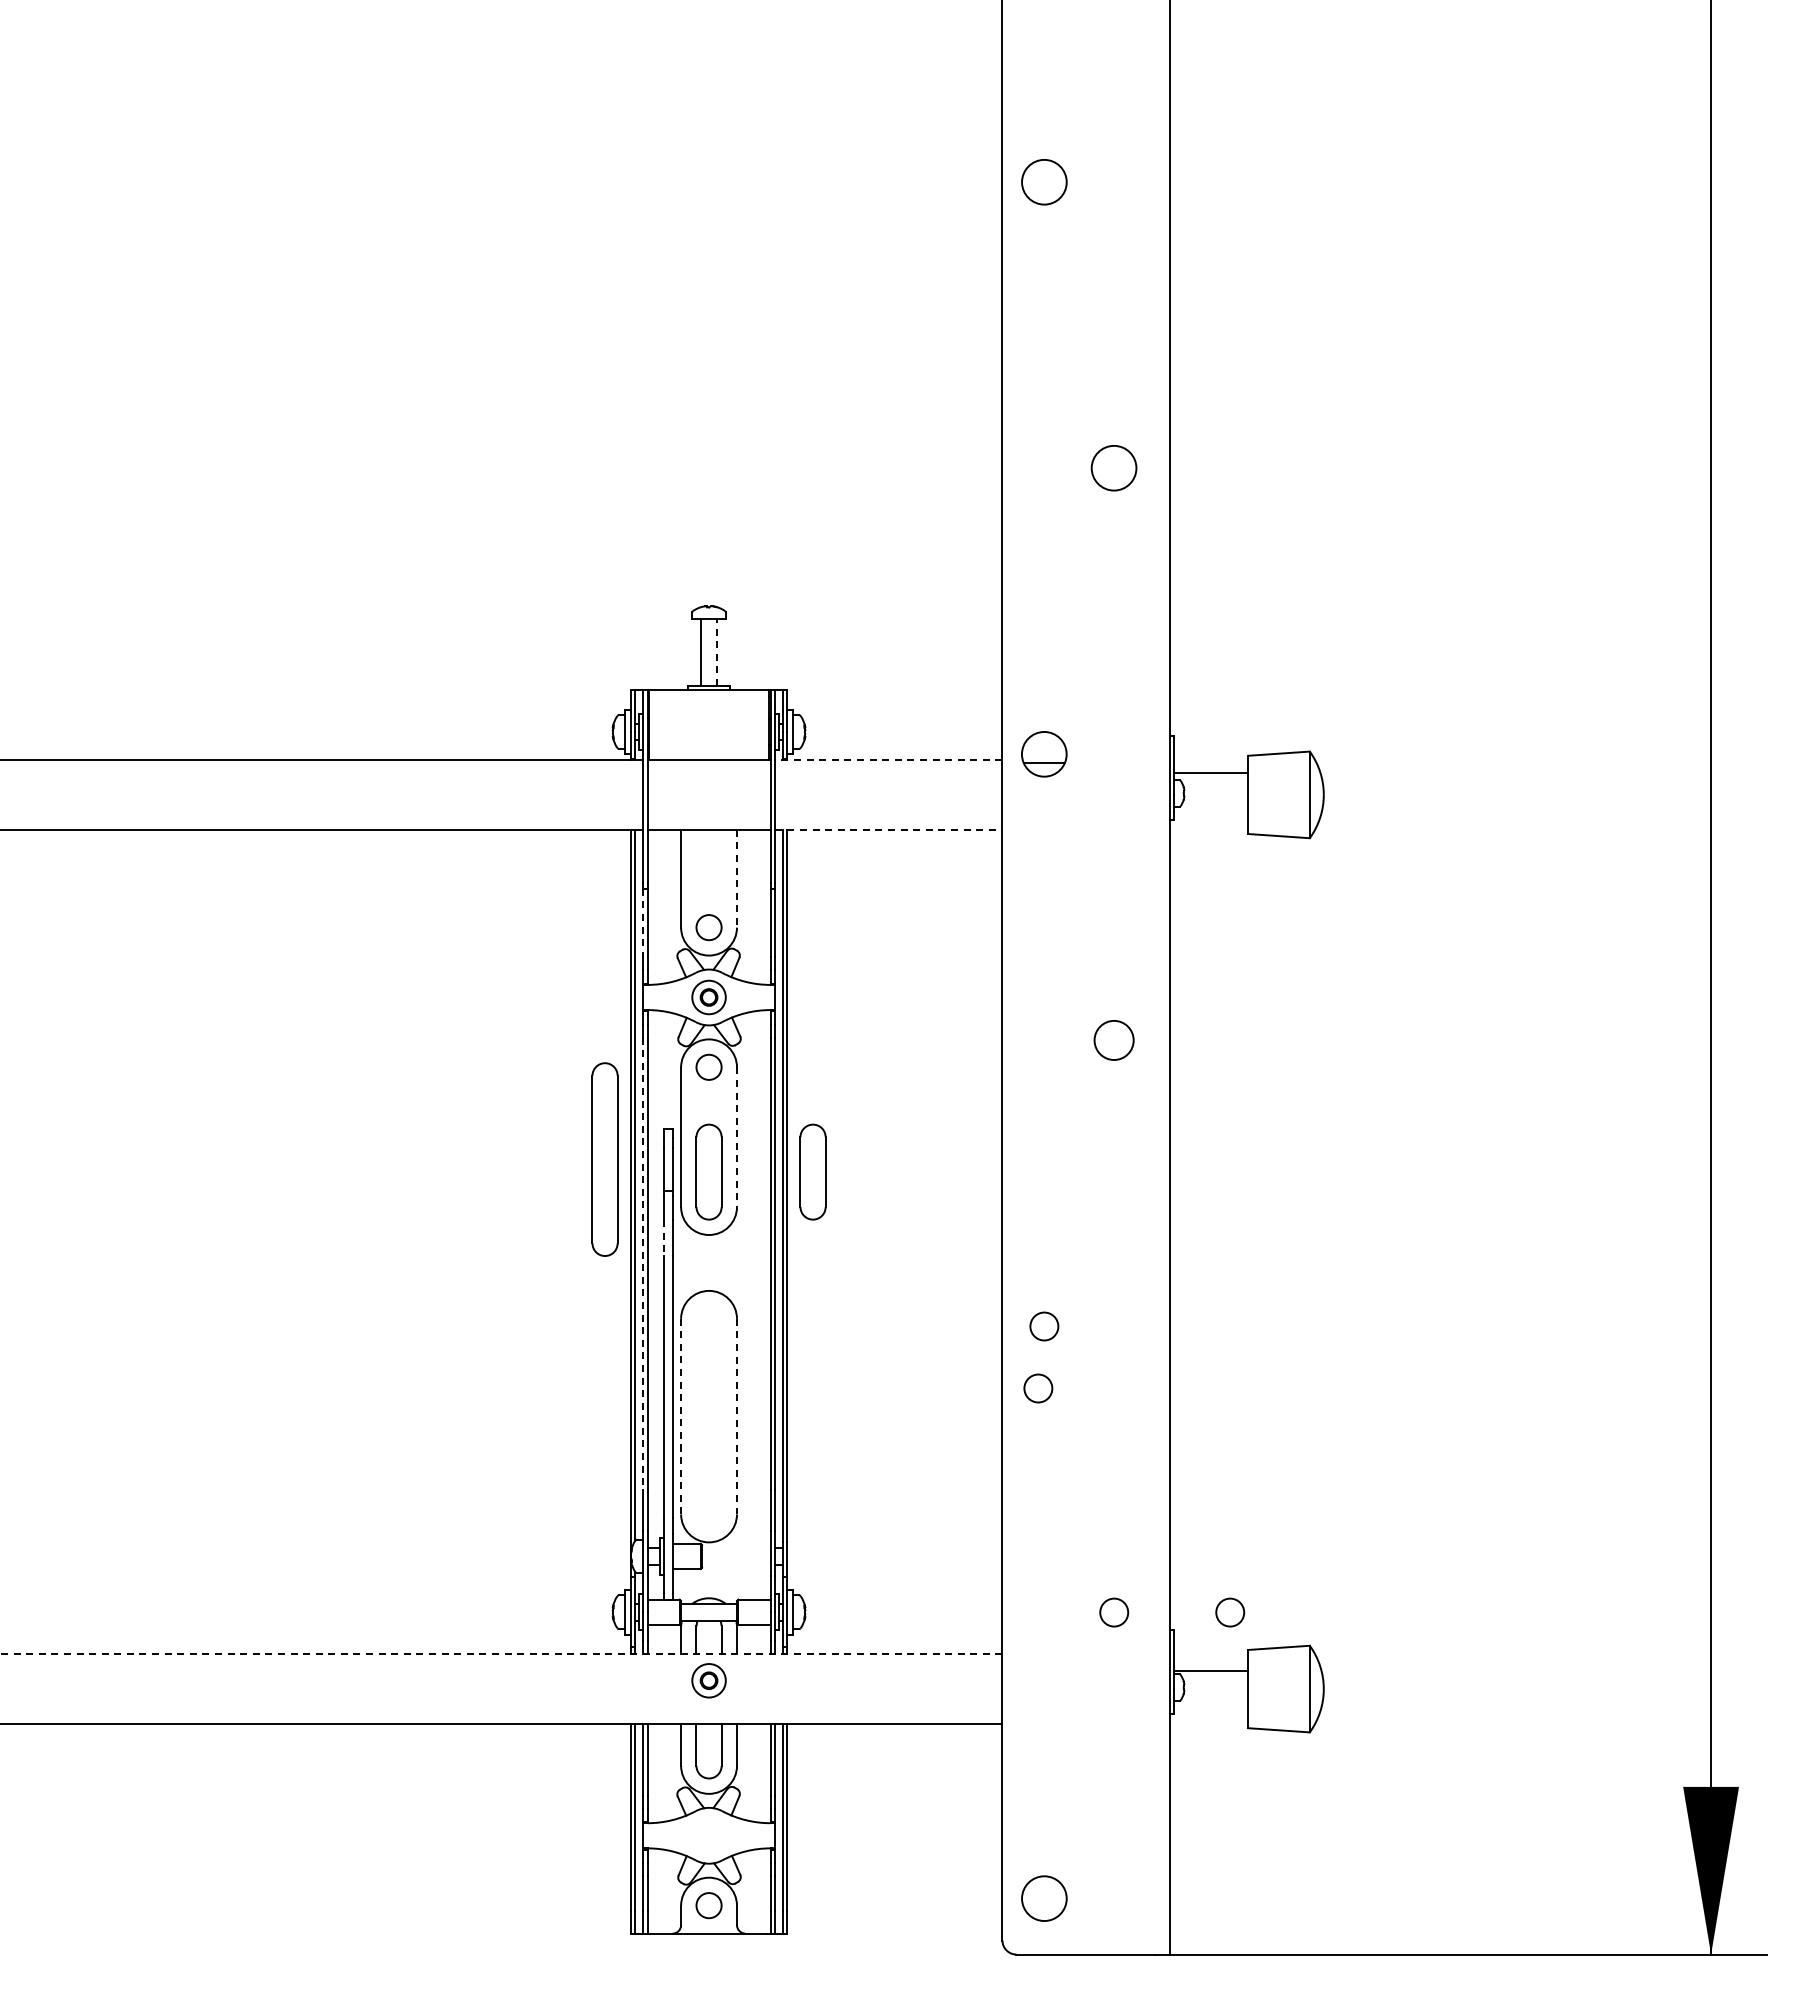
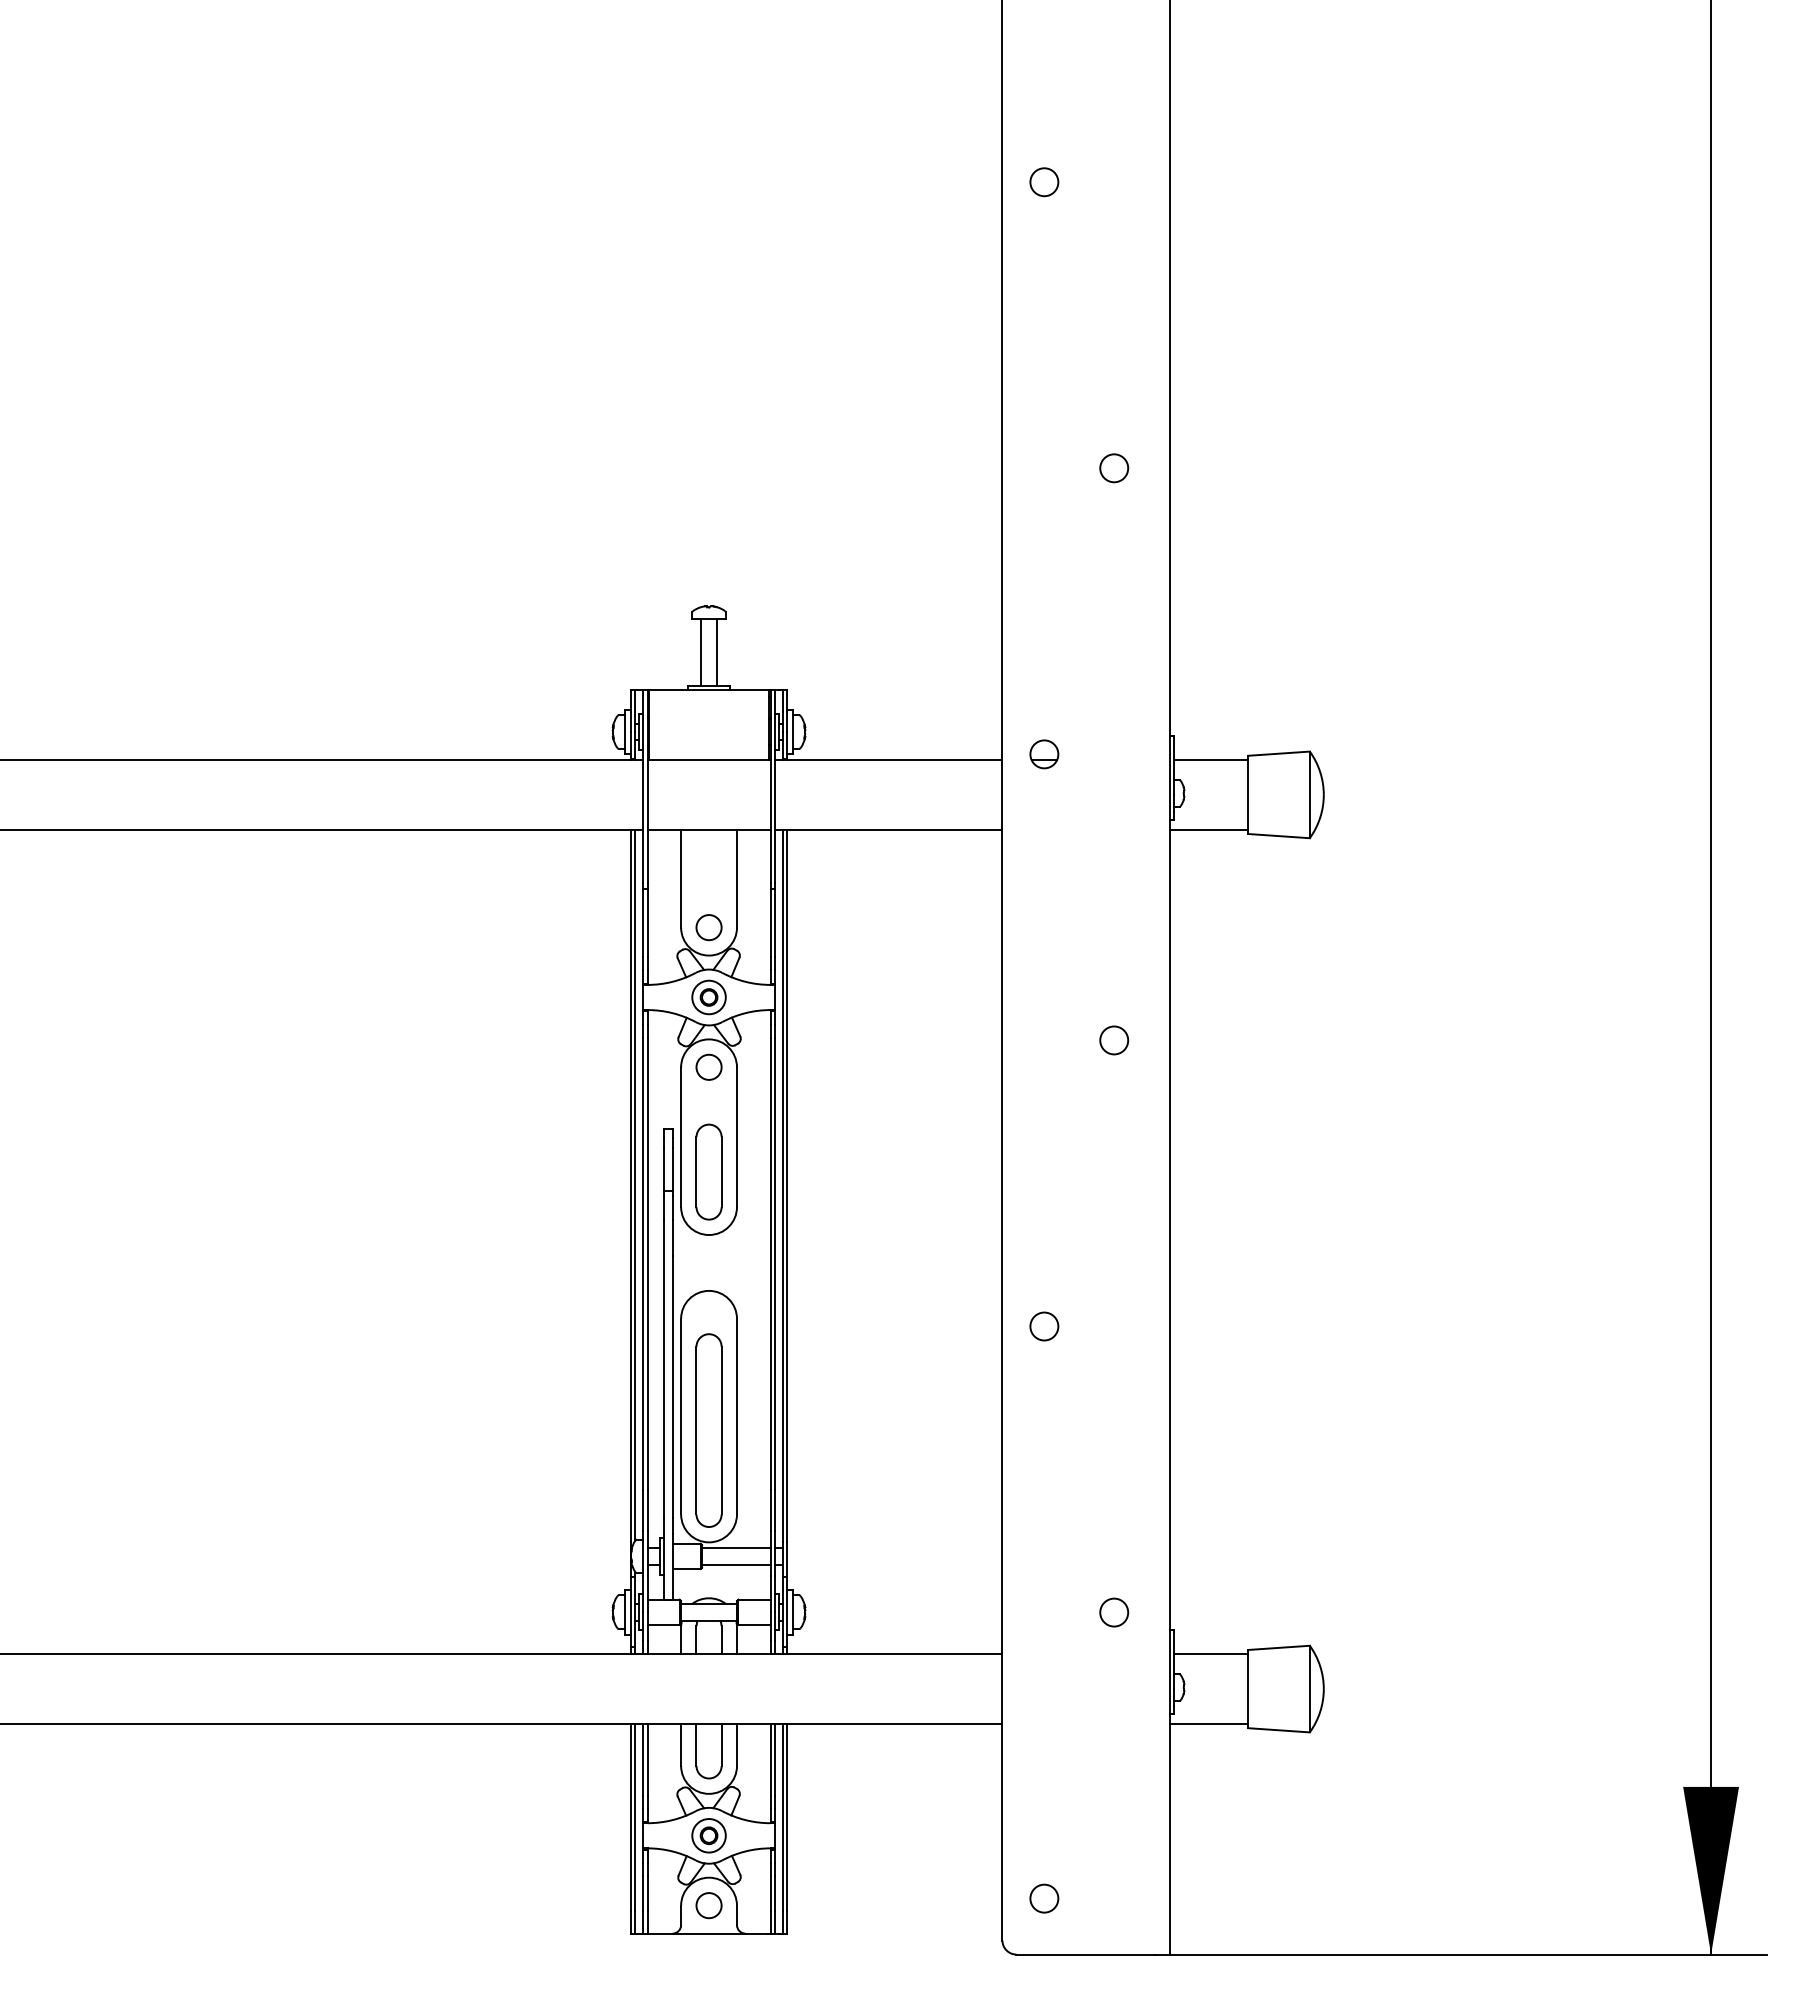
circle diameter: 45 px -> 28 px (1044, 182)
circle size: 48x47 px -> 31x31 px (1114, 468)
line: dashed -> solid (717, 652)
part size: 47x47 px -> 31x31 px (1044, 754)
line: dashed -> solid (888, 759)
line position: (1211, 772) -> (1211, 759) (1211, 759)
line: dashed -> solid (888, 829)
line: none -> present (1209, 829)
line: dashed -> solid (737, 878)
line: dashed -> solid (643, 923)
circle size: 42x41 px -> 31x31 px (1114, 1040)
line: dashed -> solid (737, 1137)
part position: (604, 1159) -> (708, 1430) (708, 1430)
part: present -> none (812, 1171)
line: dashed -> solid (664, 1238)
line: dashed -> solid (643, 1263)
circle: present -> none (1038, 1388)
line: dashed -> solid (681, 1416)
line: dashed -> solid (737, 1416)
line: none -> present (736, 1547)
line: none -> present (736, 1564)
circle: present -> none (1230, 1612)
line: dashed -> solid (501, 1654)
line position: (1211, 1671) -> (1211, 1654) (1211, 1654)
part position: (708, 1680) -> (708, 1835) (708, 1835)
line: none -> present (1209, 1724)
circle diameter: 45 px -> 28 px (1044, 1898)
